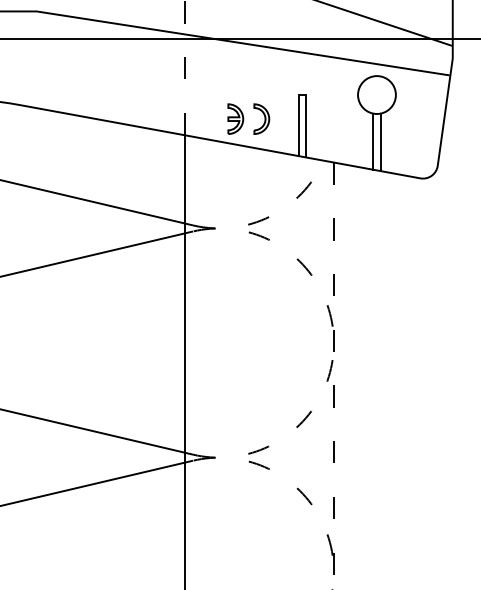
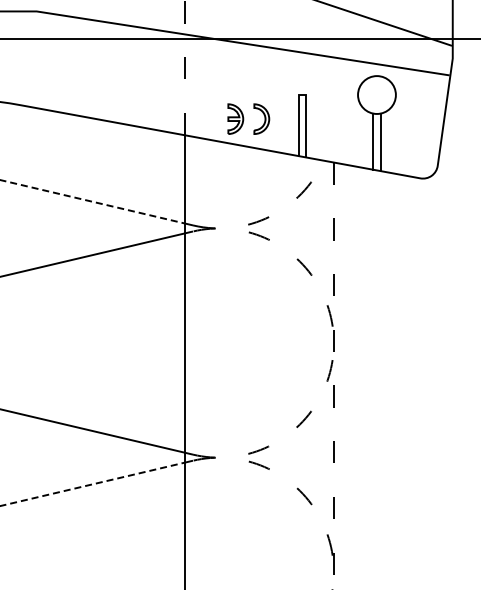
line: solid -> dashed (93, 201)
line: solid -> dashed (93, 484)
